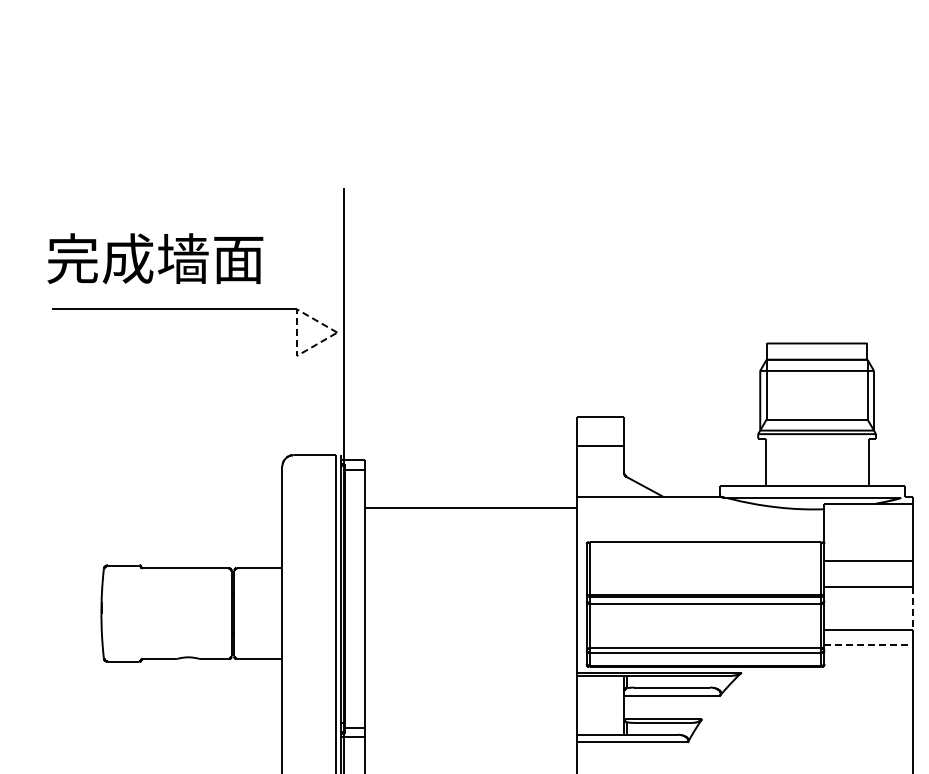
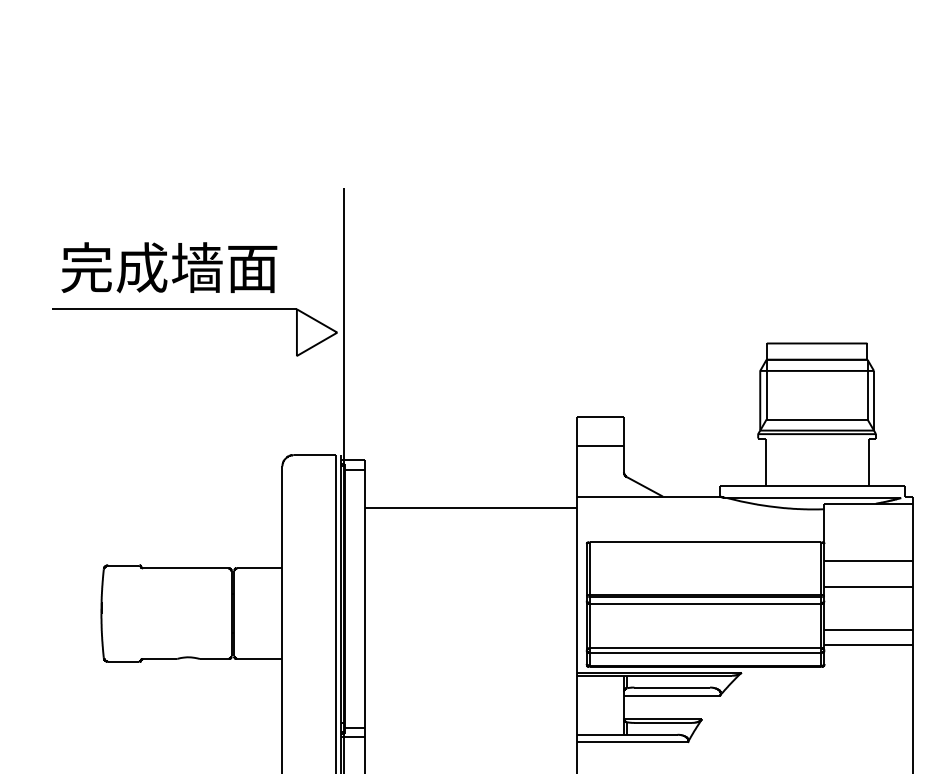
text position: (155, 258) -> (169, 267) (169, 267)
line: dashed -> solid (296, 333)
line: dashed -> solid (912, 608)
line: dashed -> solid (869, 644)
